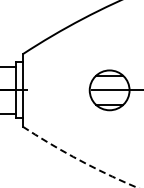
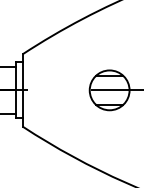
arc: dashed -> solid (79, 160)
